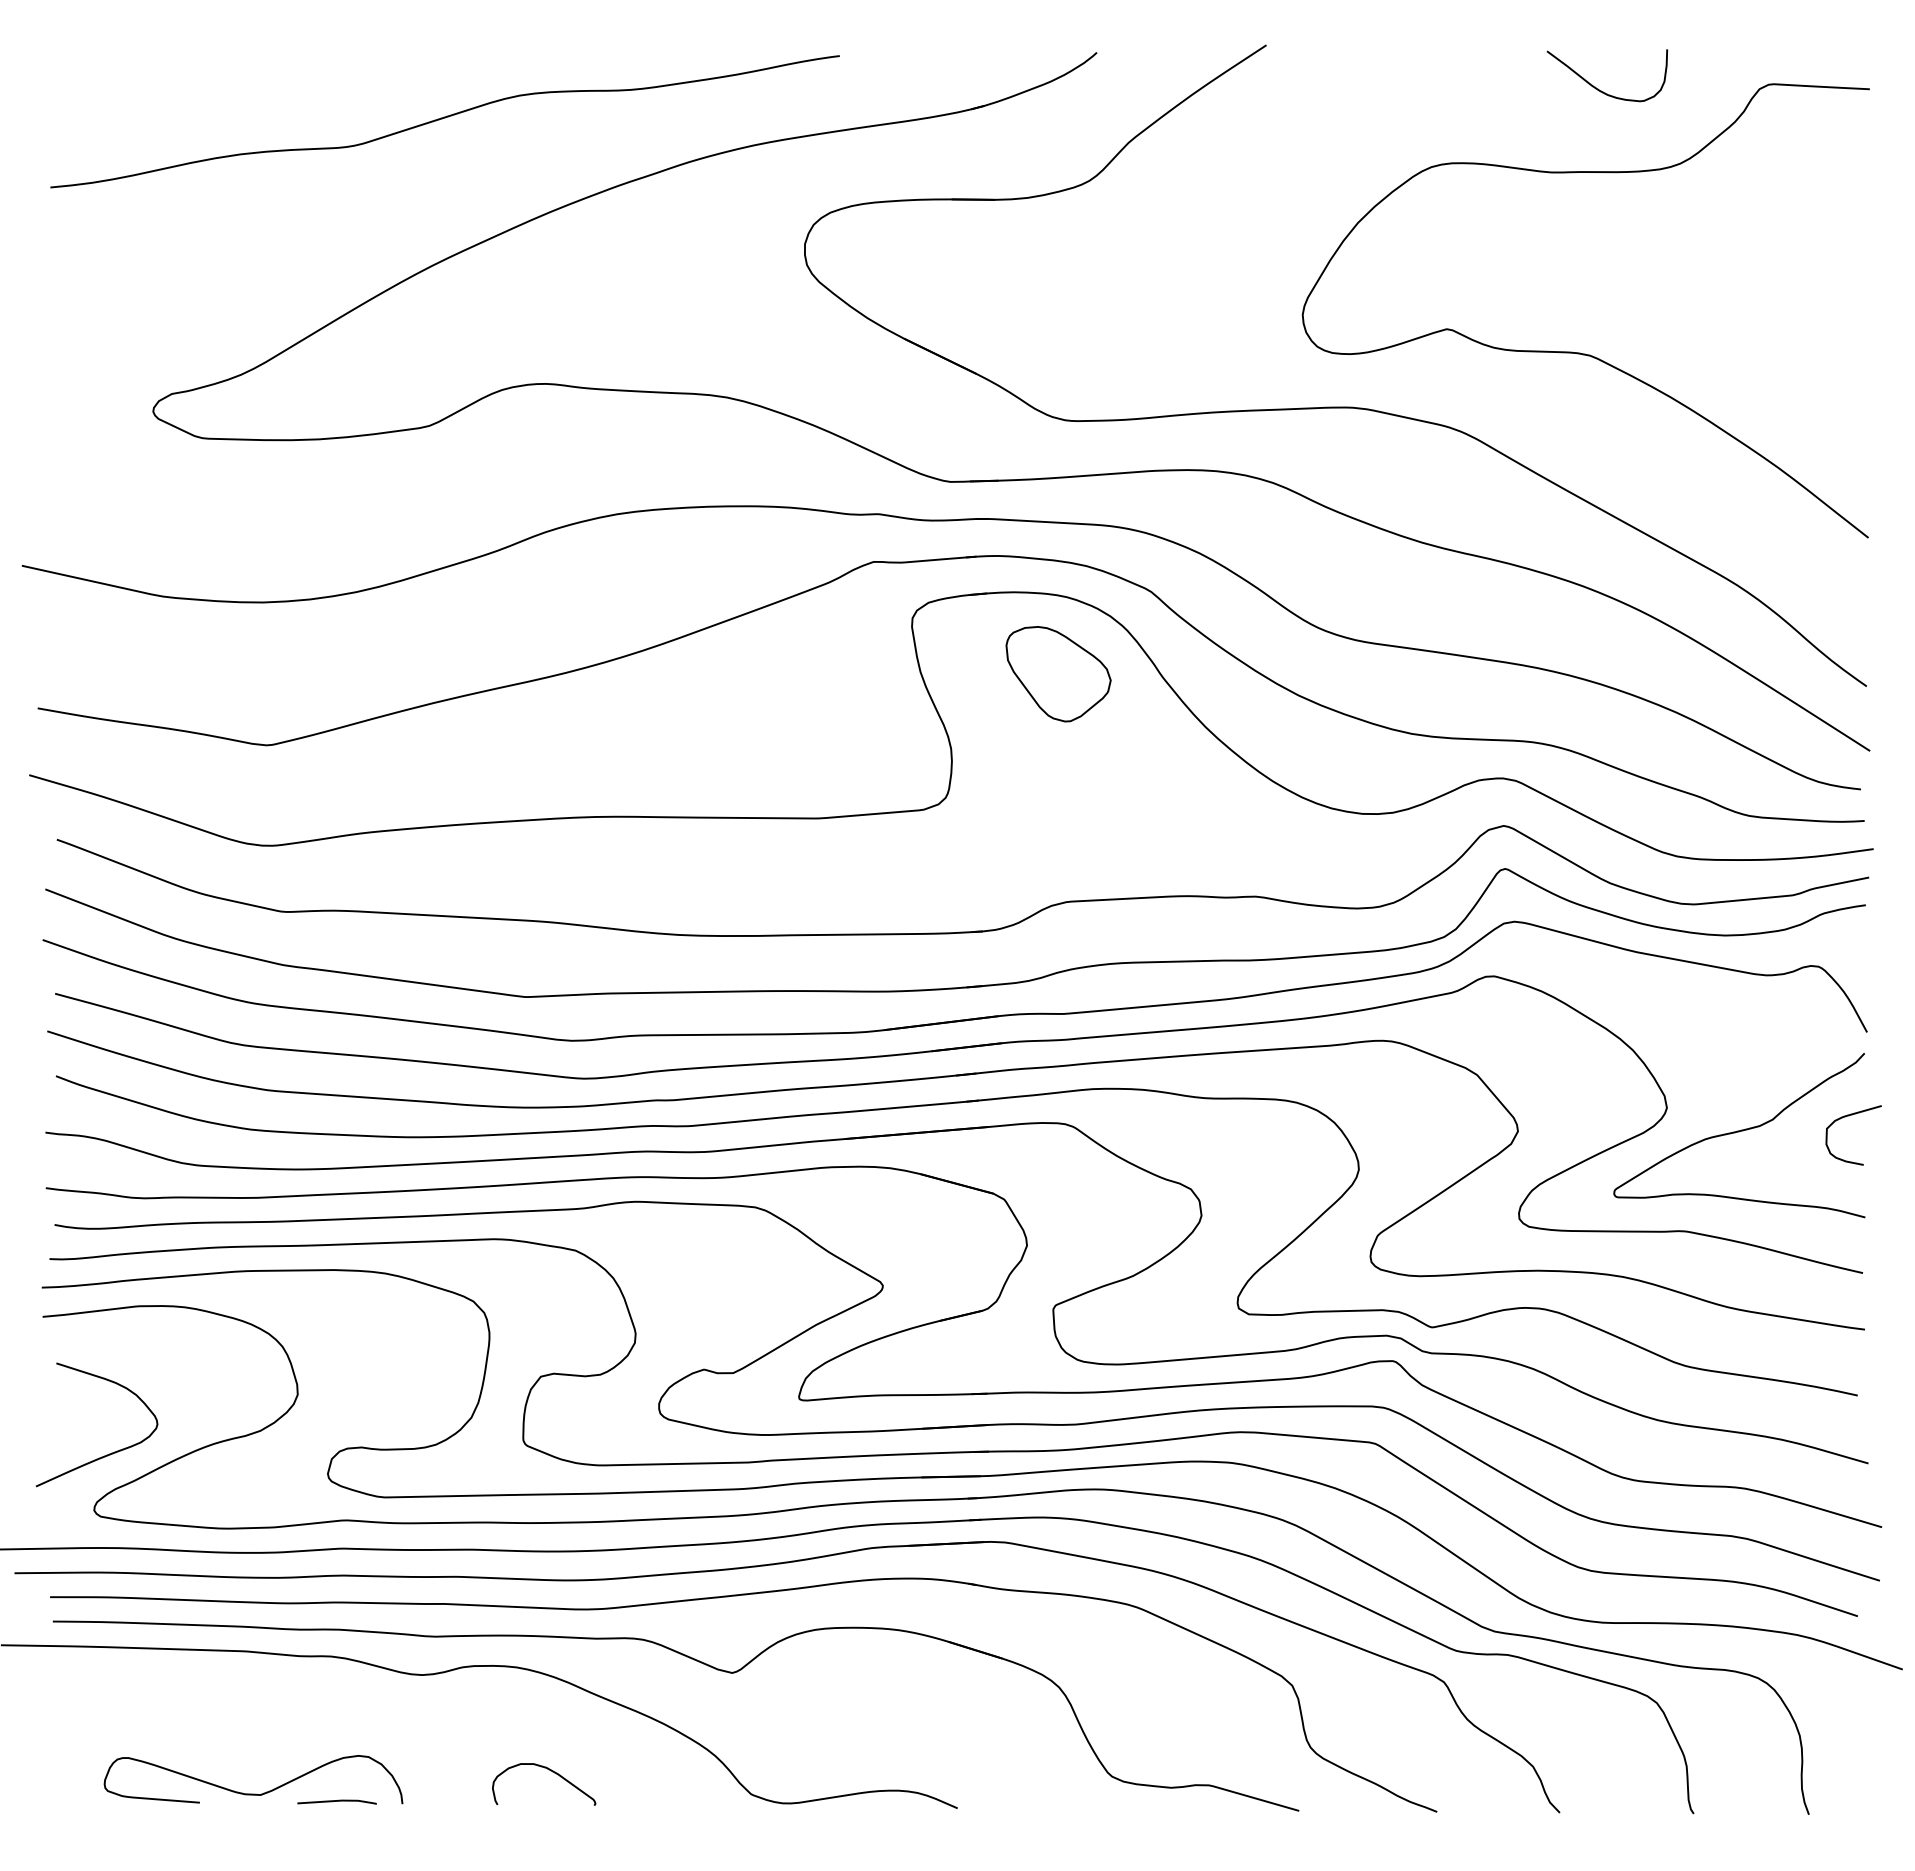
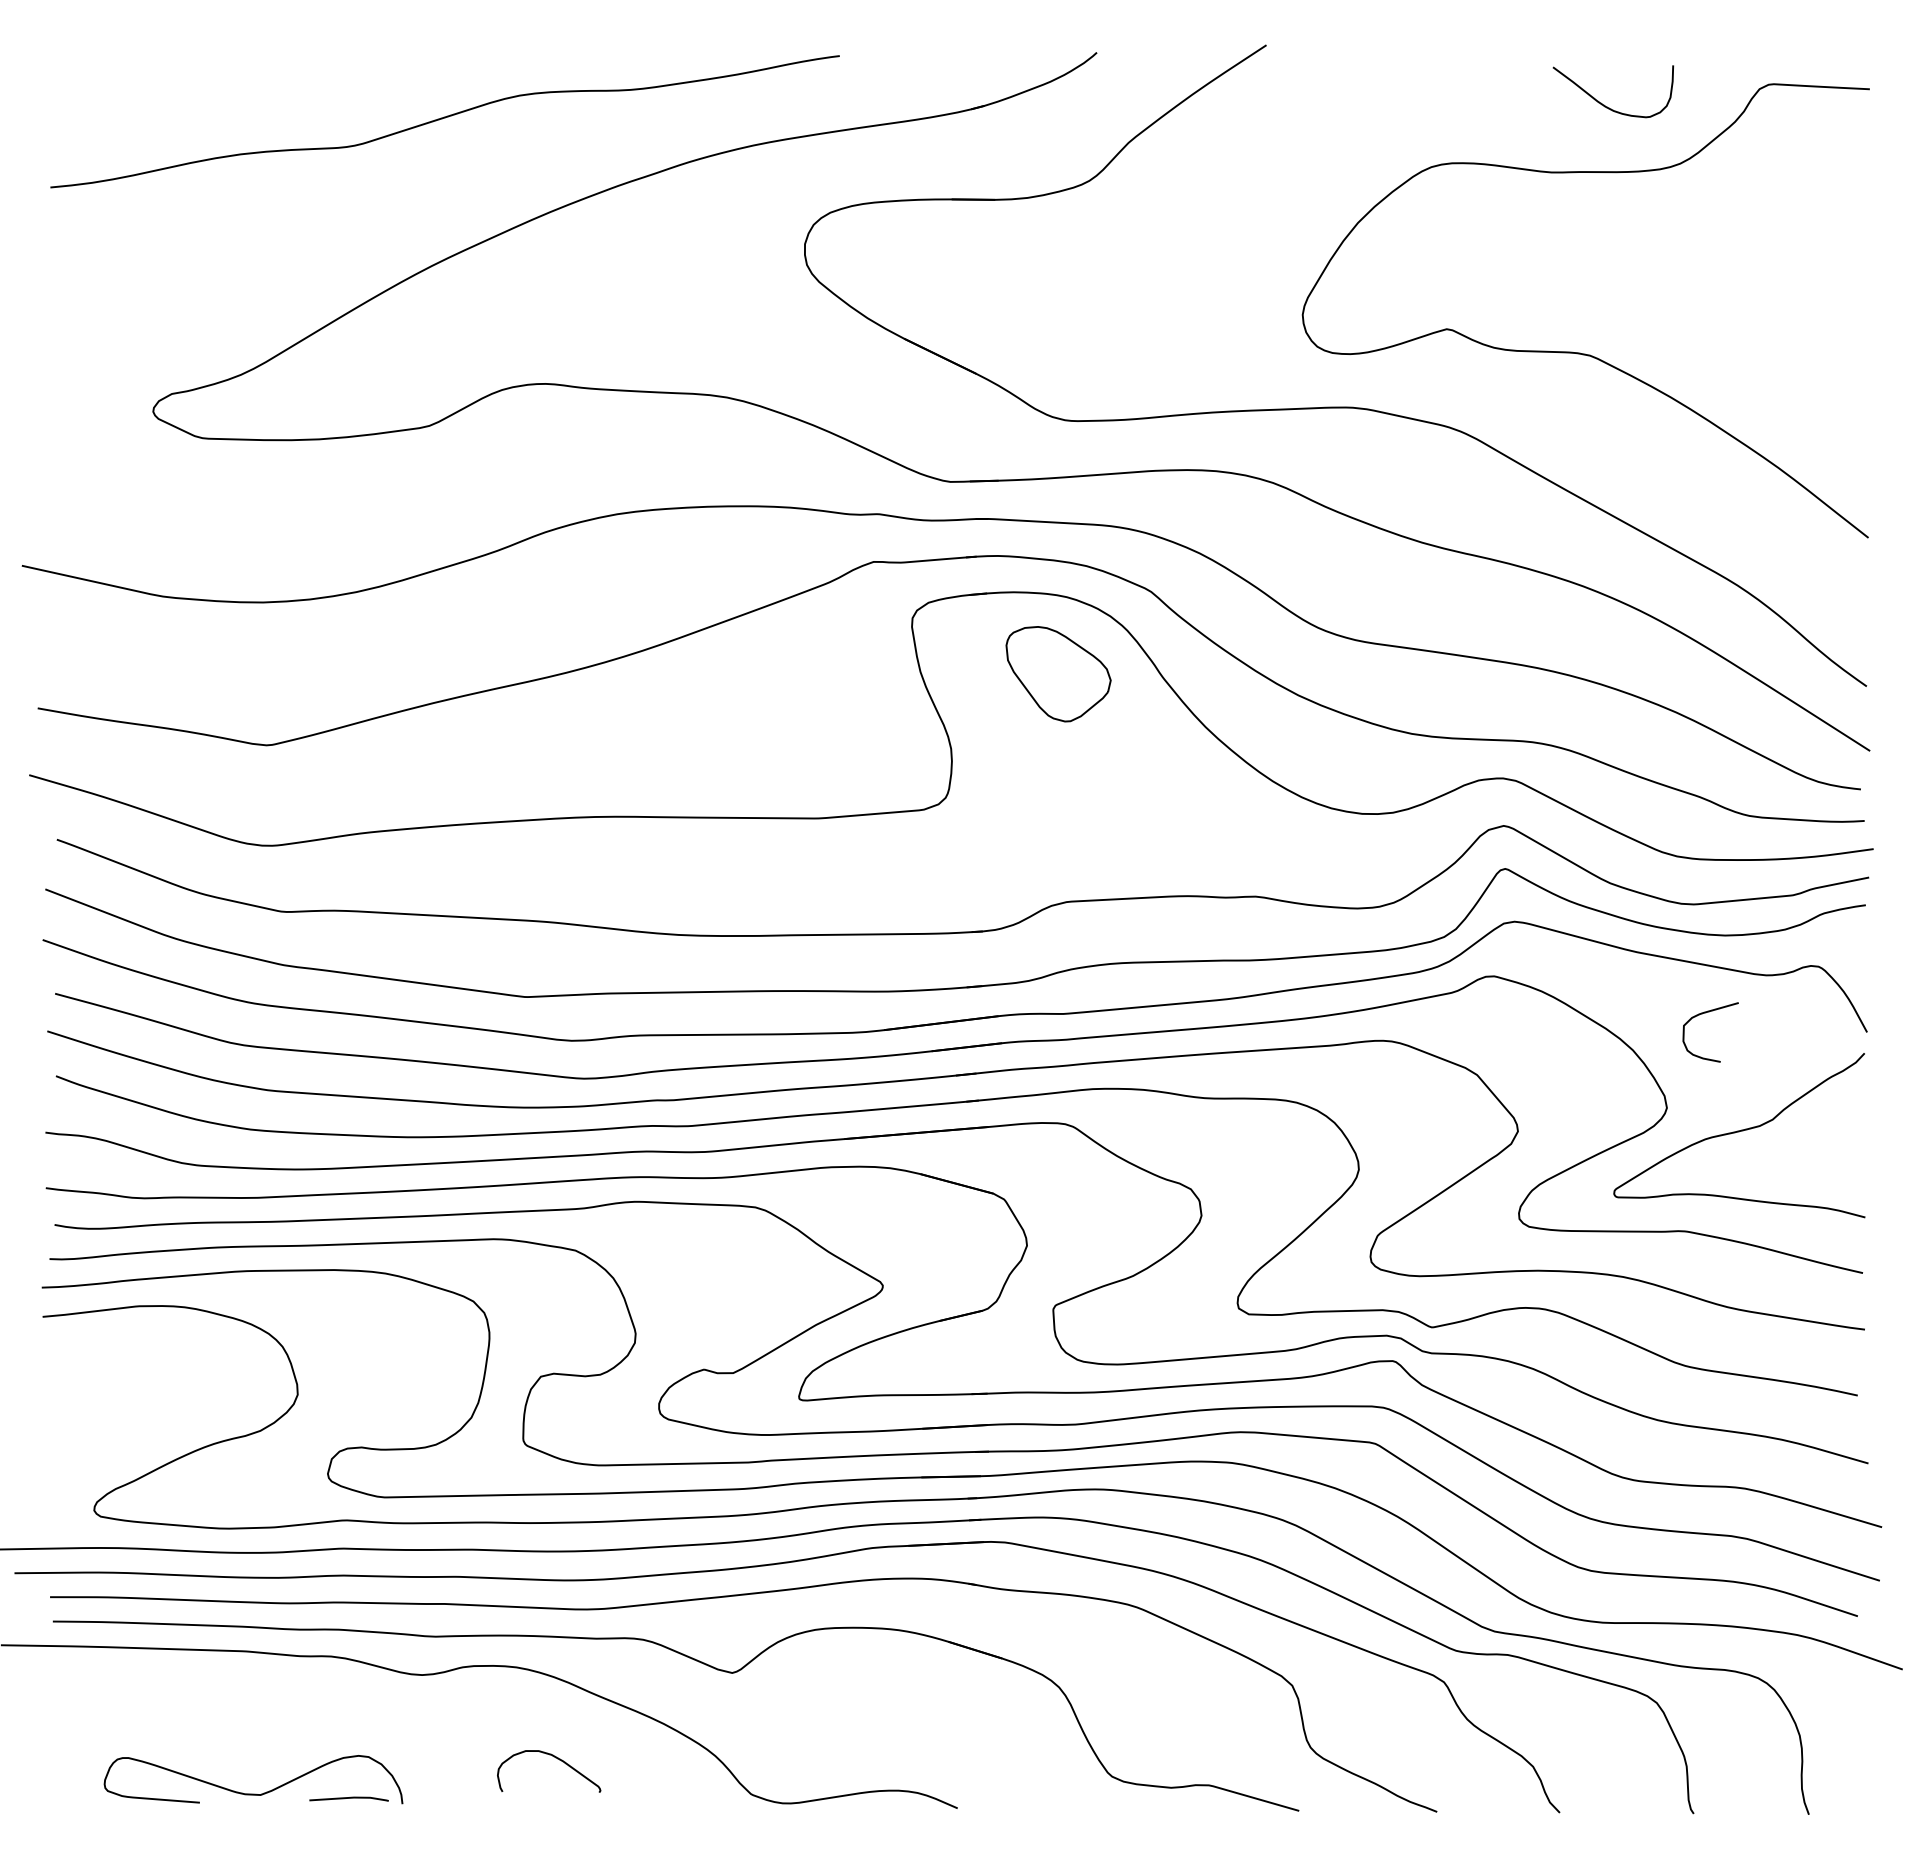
curve position: (1598, 88) -> (1604, 104) (1604, 104)
curve position: (1848, 1116) -> (1705, 1013) (1705, 1013)
curve: present -> none (106, 1454)
curve position: (550, 1771) -> (555, 1758) (555, 1758)
line position: (336, 1801) -> (348, 1798) (348, 1798)
